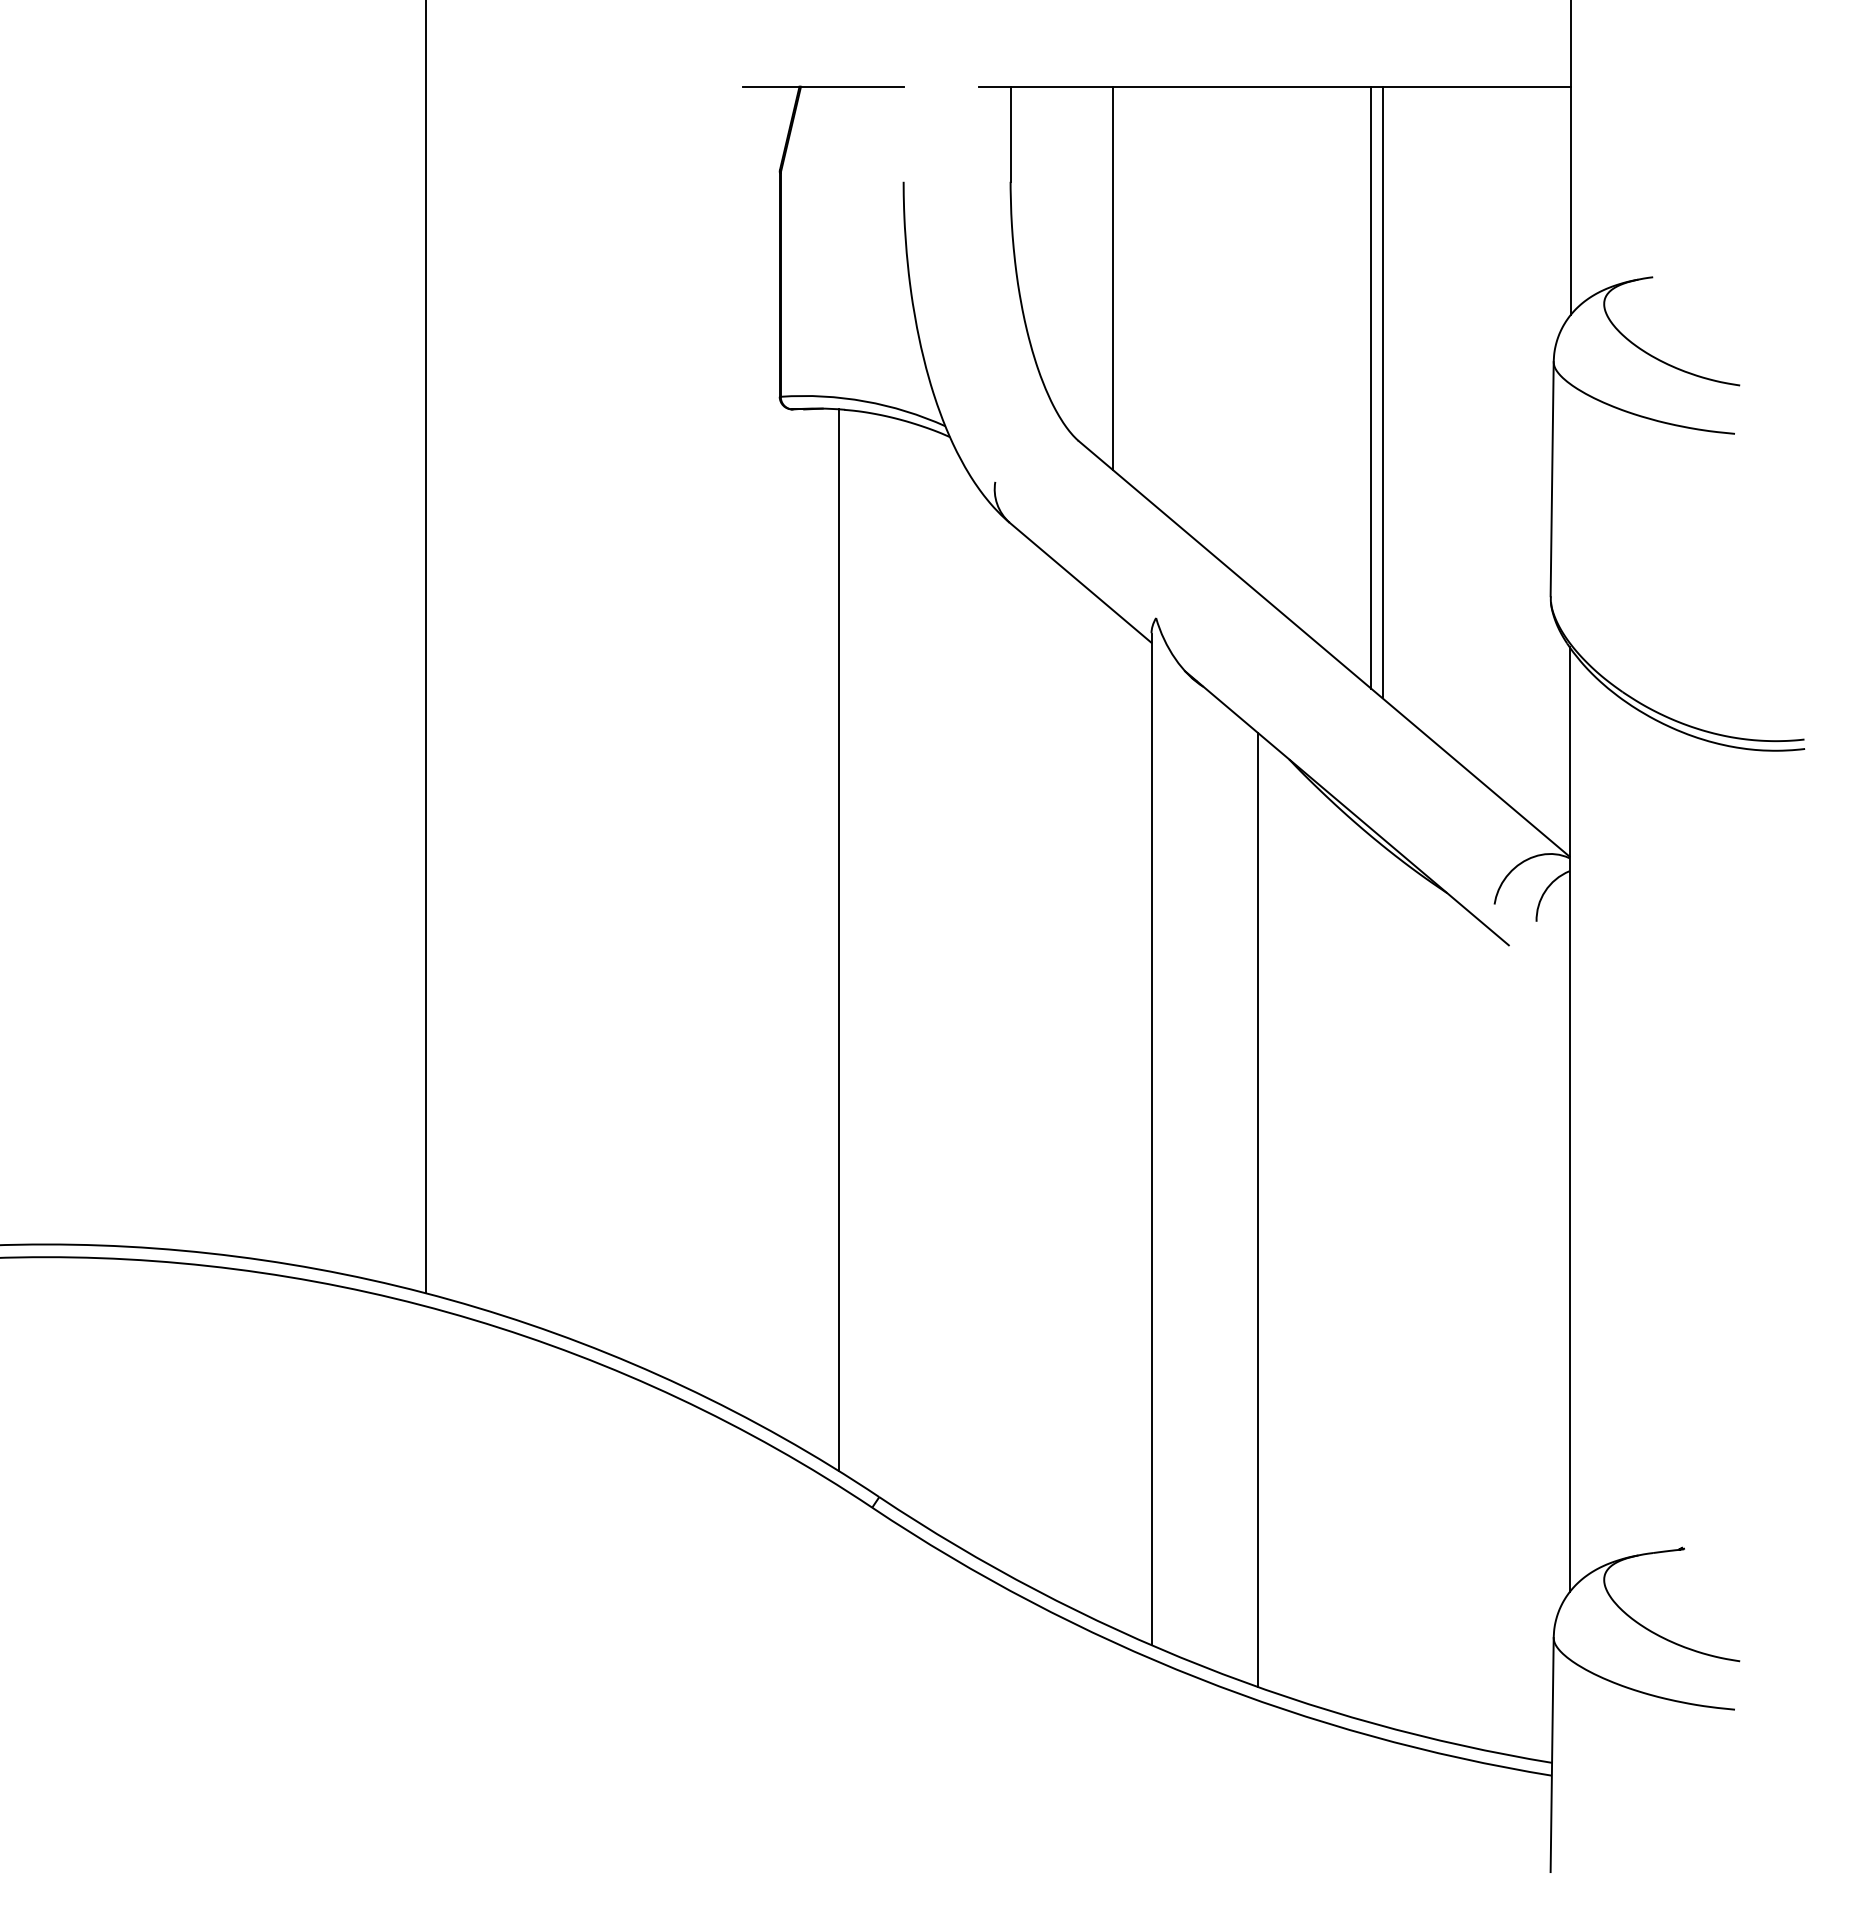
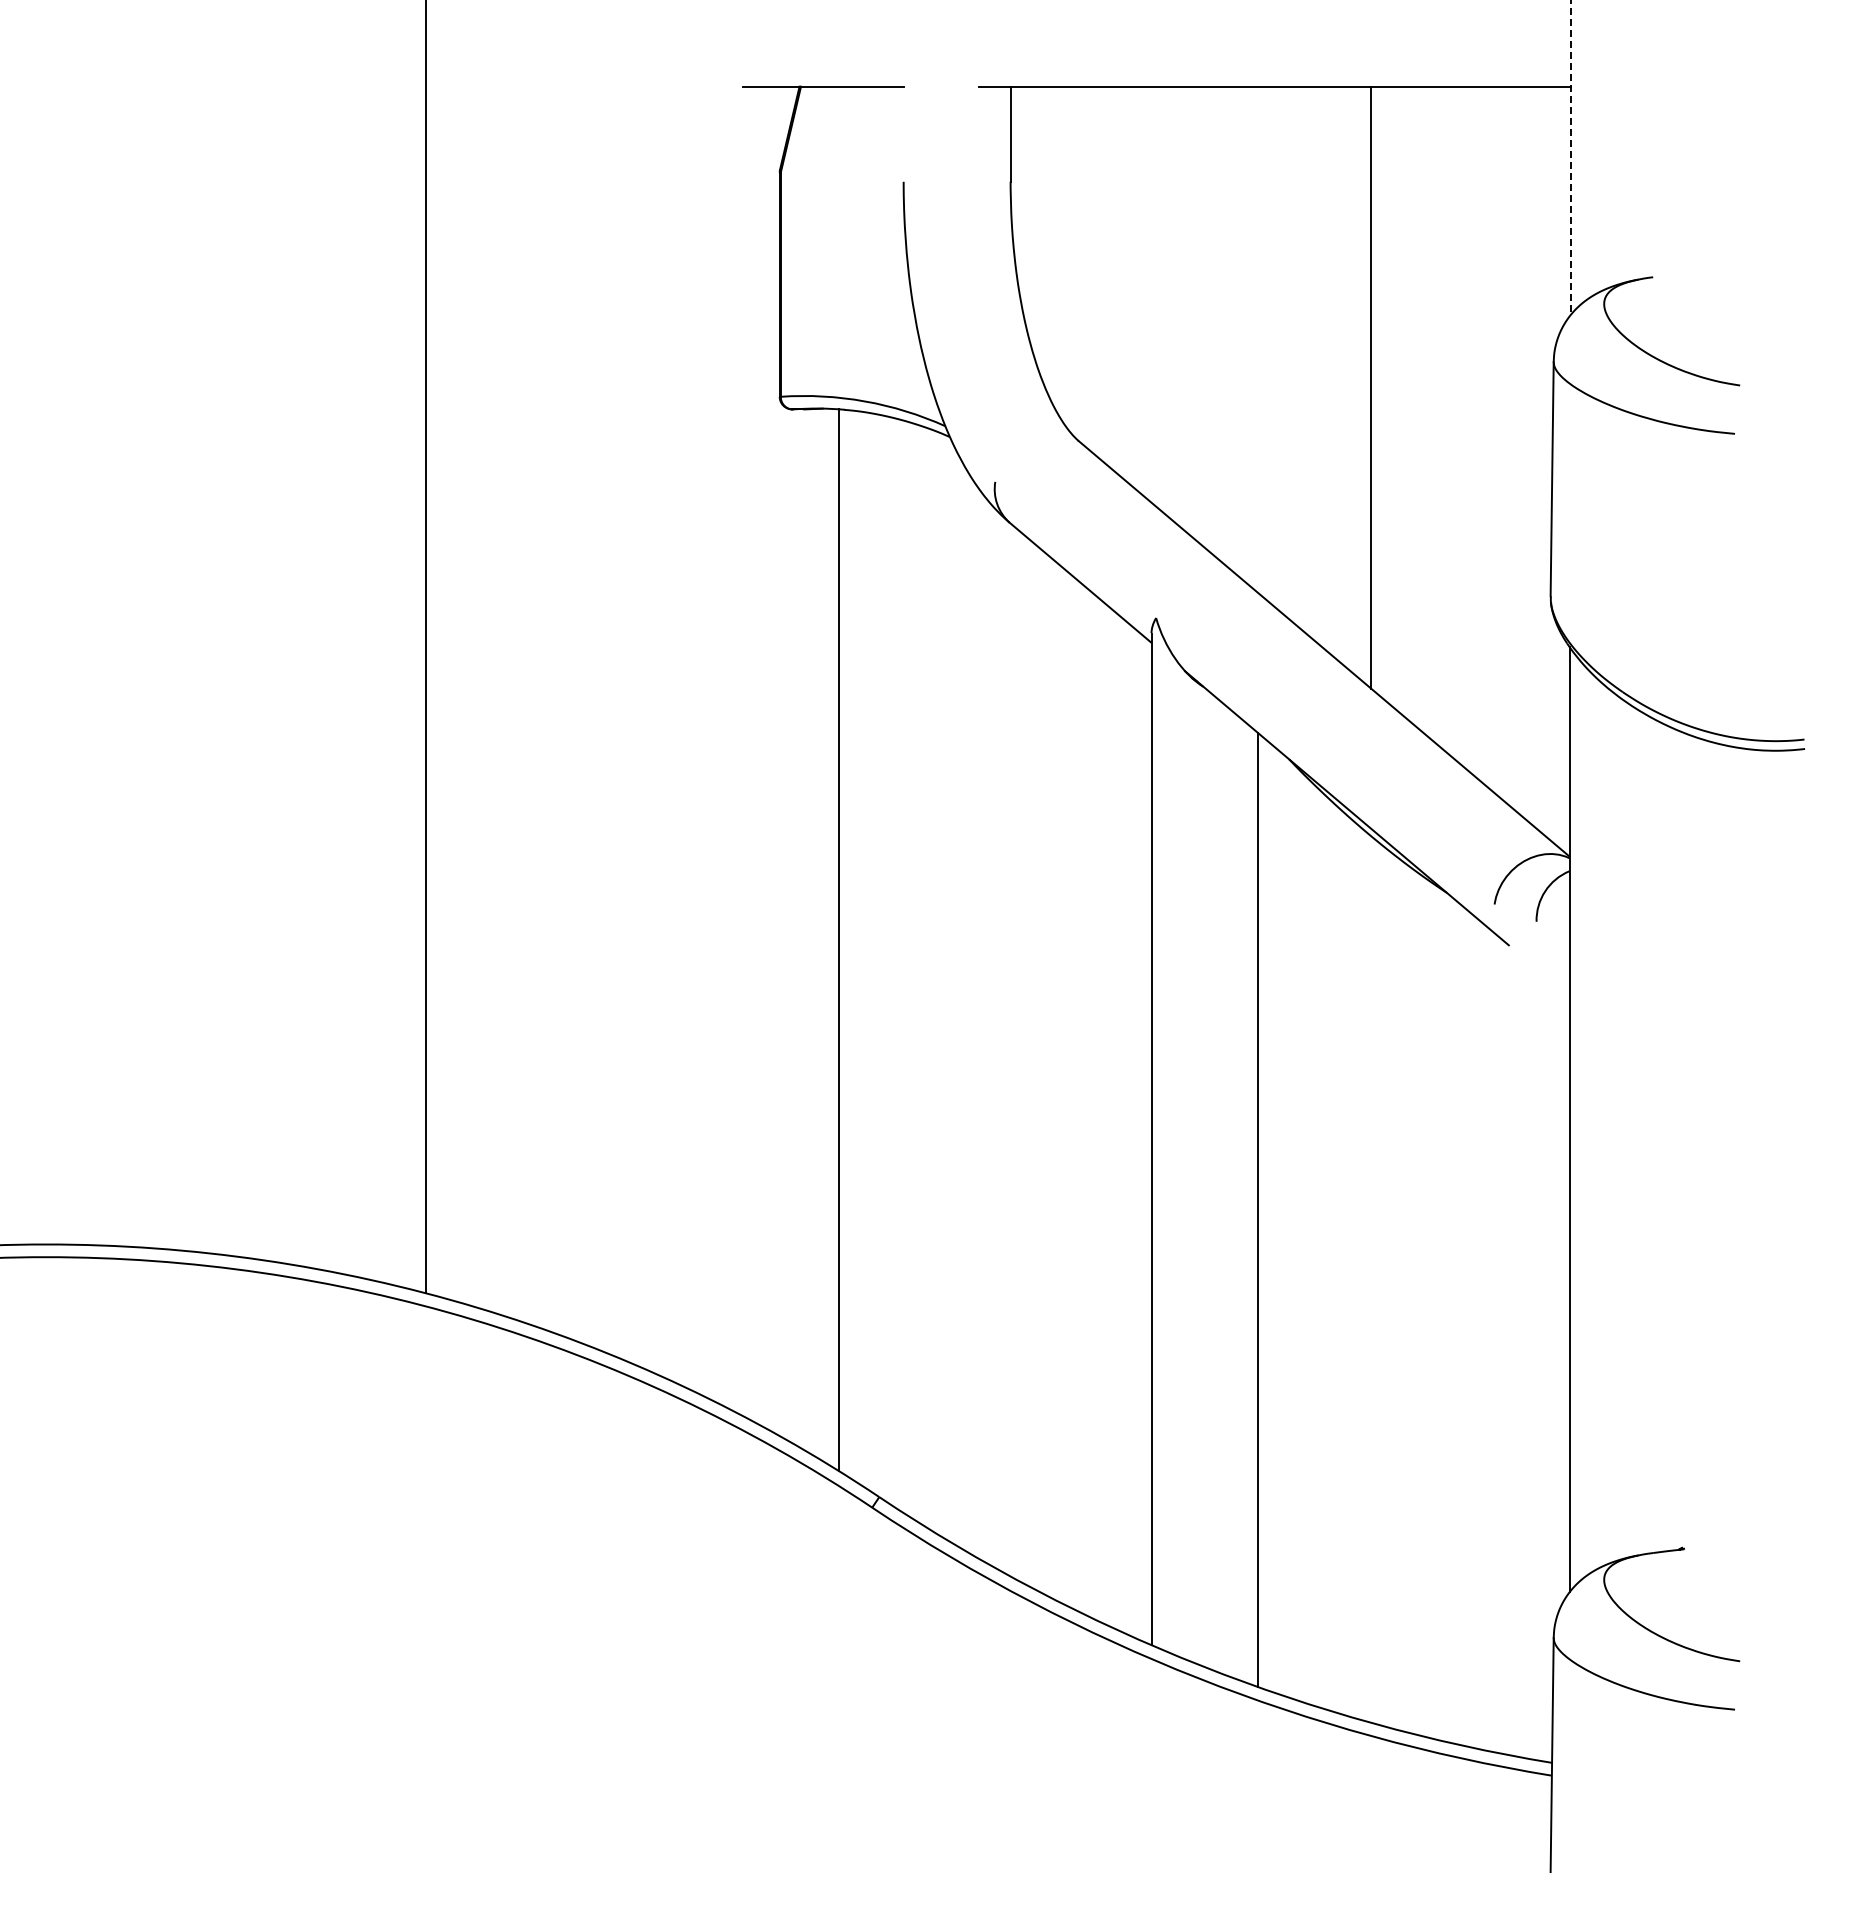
line: solid -> dashed (1570, 158)
line: present -> none (1113, 278)
line: present -> none (1382, 391)
